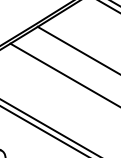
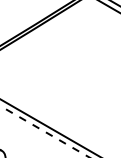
line: present -> none (77, 49)
line: present -> none (63, 74)
line: solid -> dashed (45, 132)
